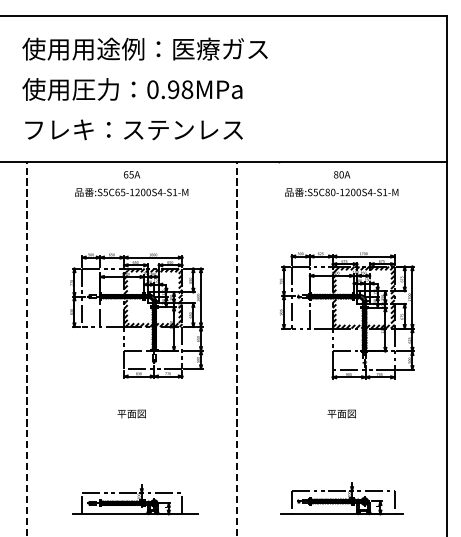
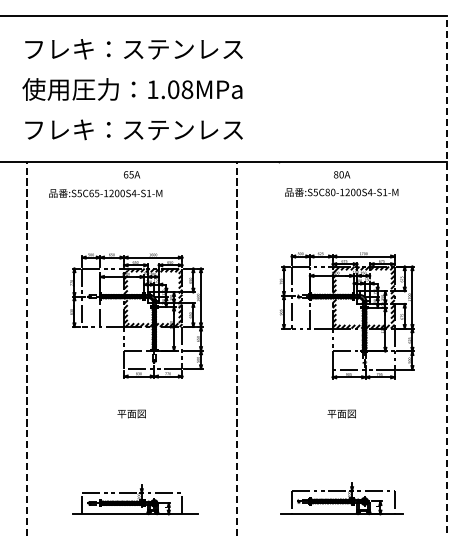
text: 使用用途例：医療ガス -> フレキ：ステンレス (144, 48)
text: 0.98MPa -> 1.08MPa (163, 89)
text position: (131, 192) -> (105, 193) (105, 193)
line: solid -> dashed (446, 275)
